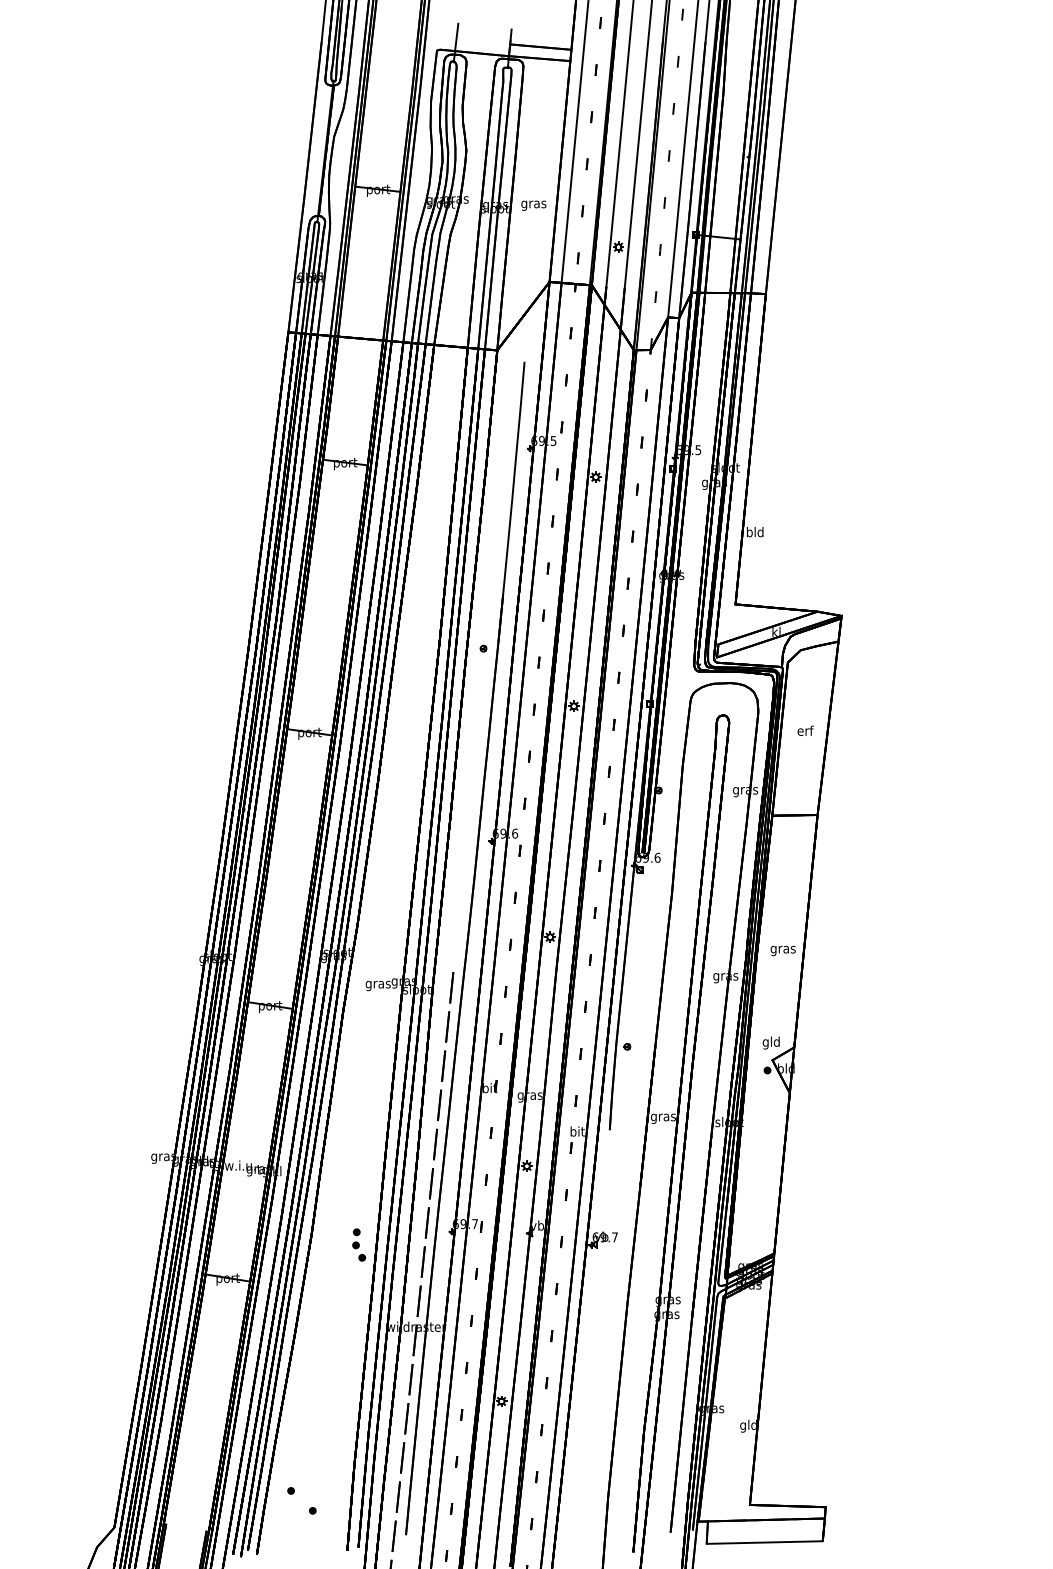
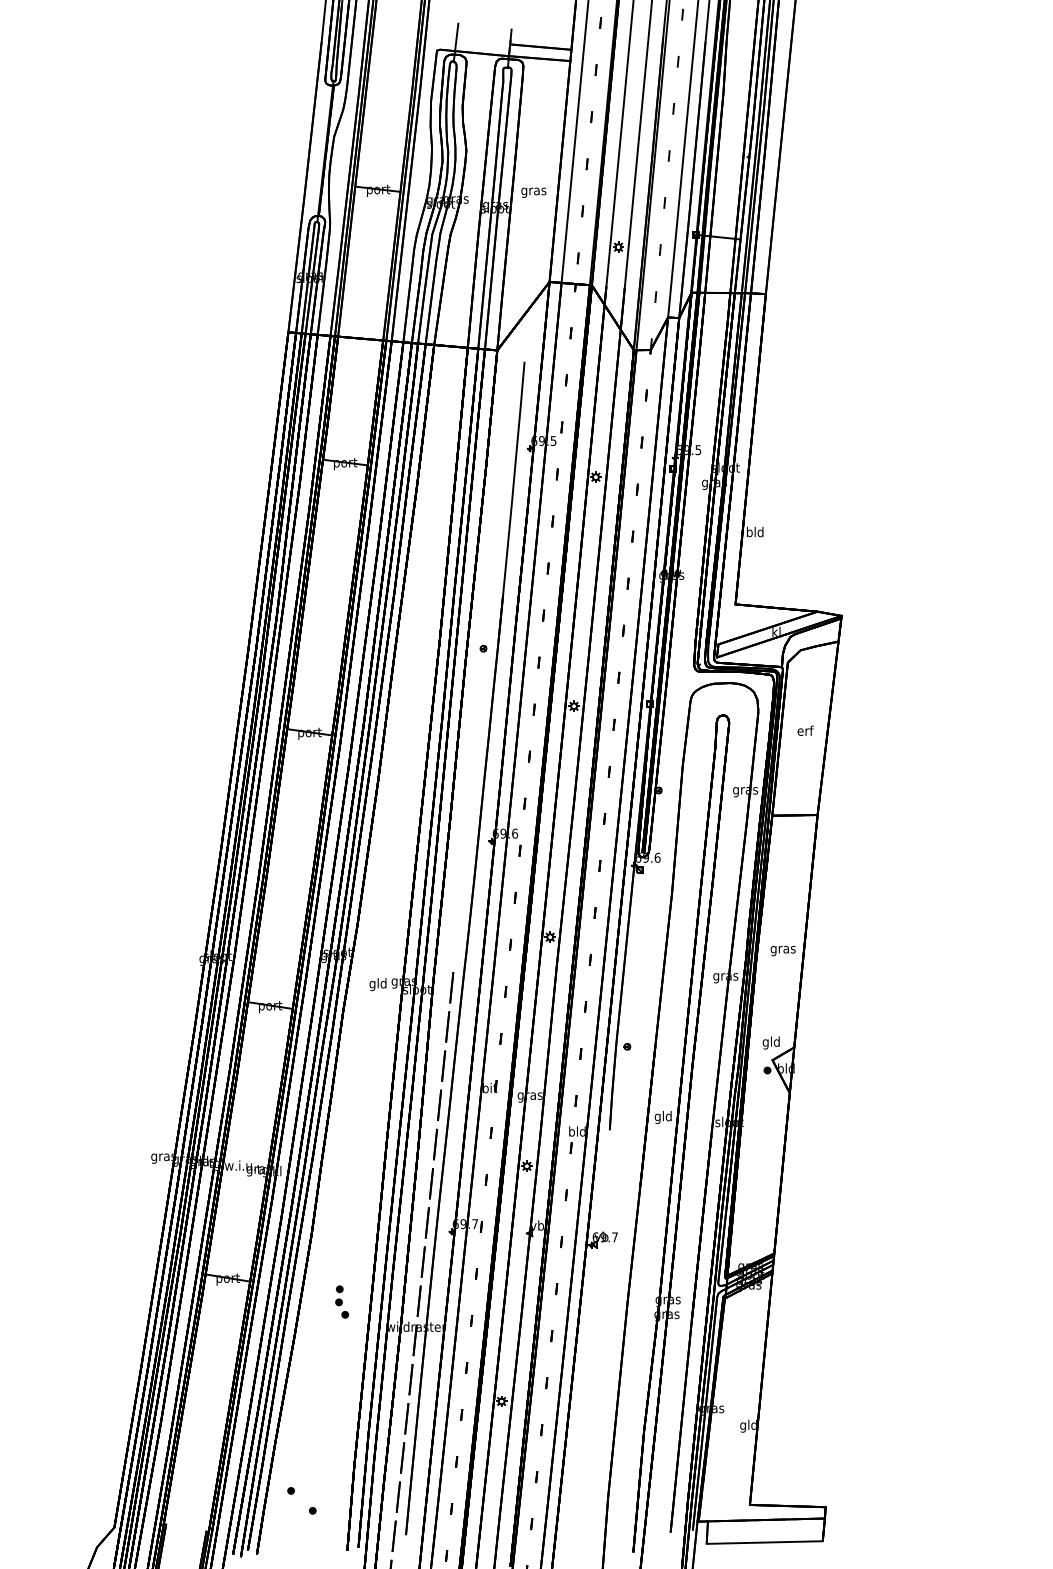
text position: (533, 205) -> (533, 192) (533, 192)
text: gras -> gld (377, 984)
text: gras -> gld (662, 1117)
text: bit -> bld (577, 1131)
part position: (359, 1244) -> (342, 1301) (342, 1301)
